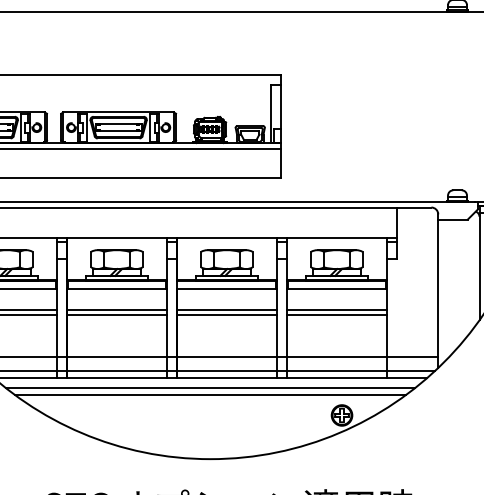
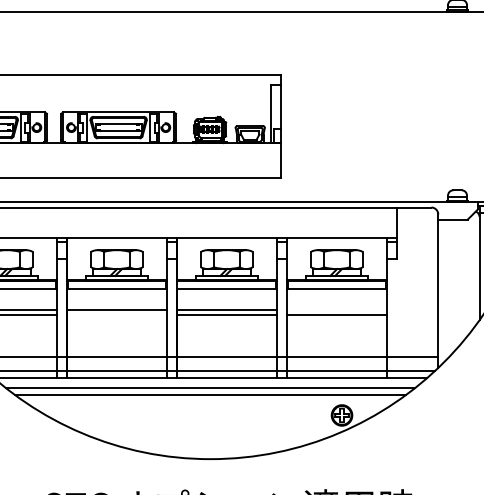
line: present -> none (141, 148)
line: present -> none (336, 309)
line: present -> none (116, 314)
